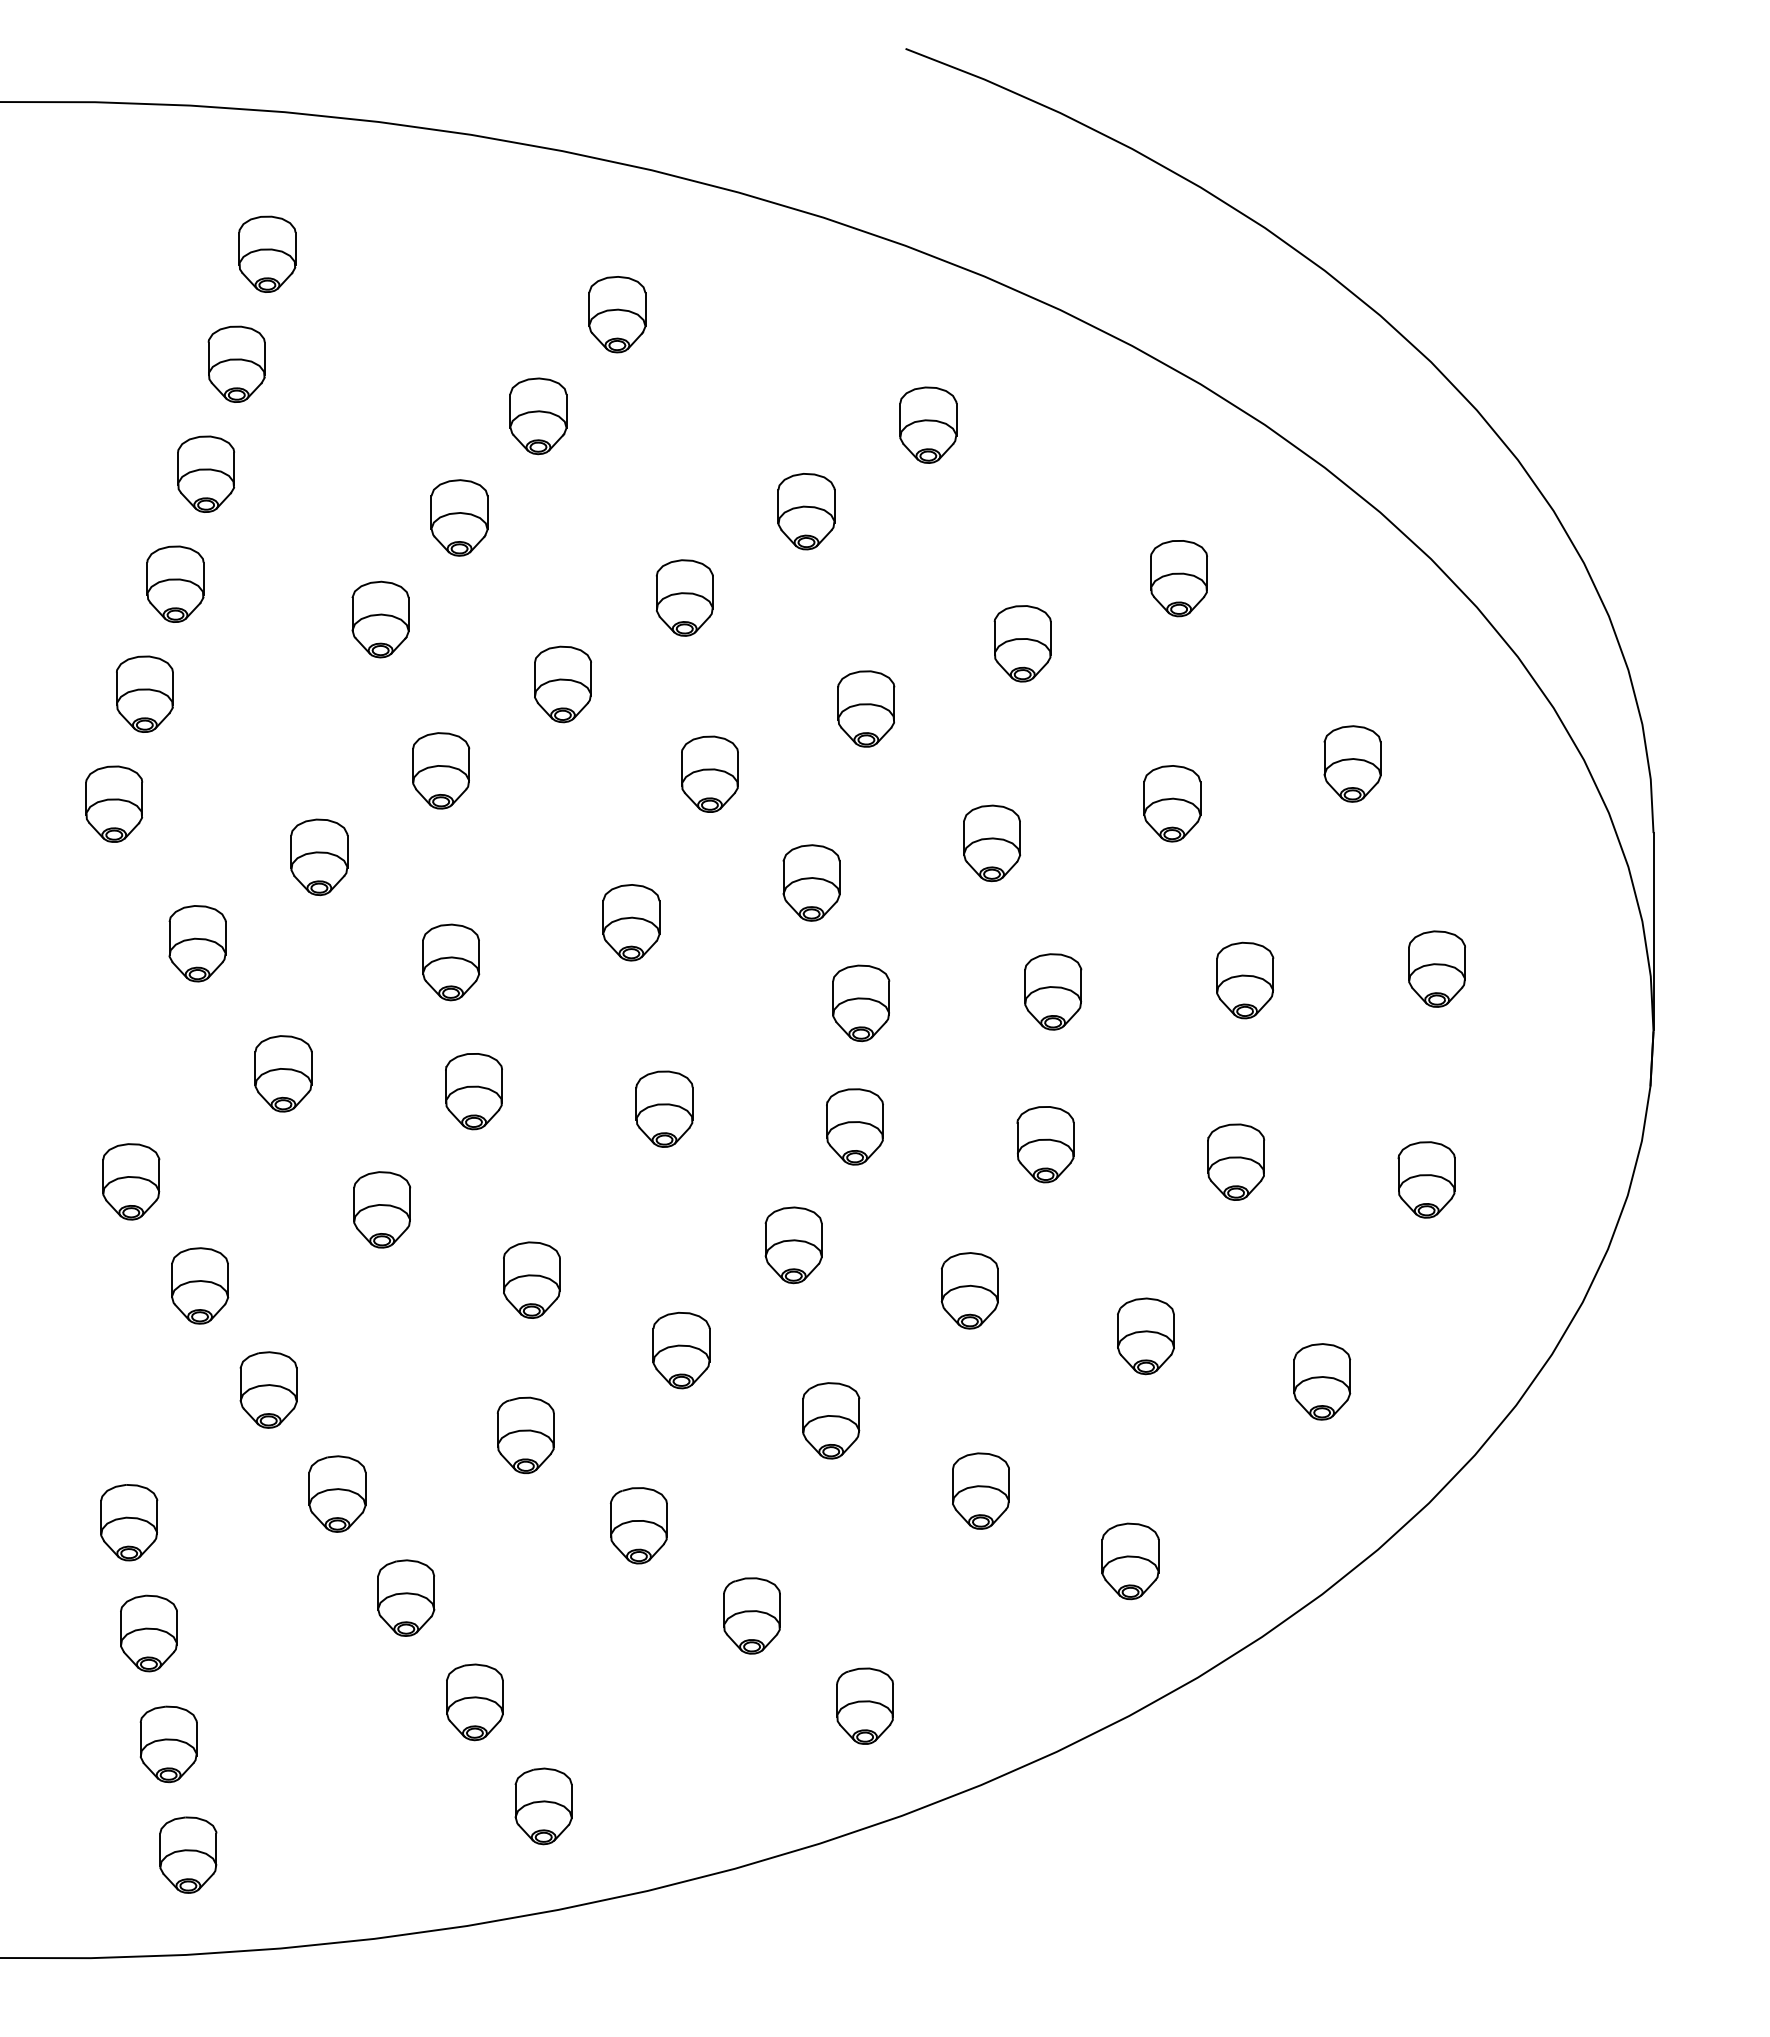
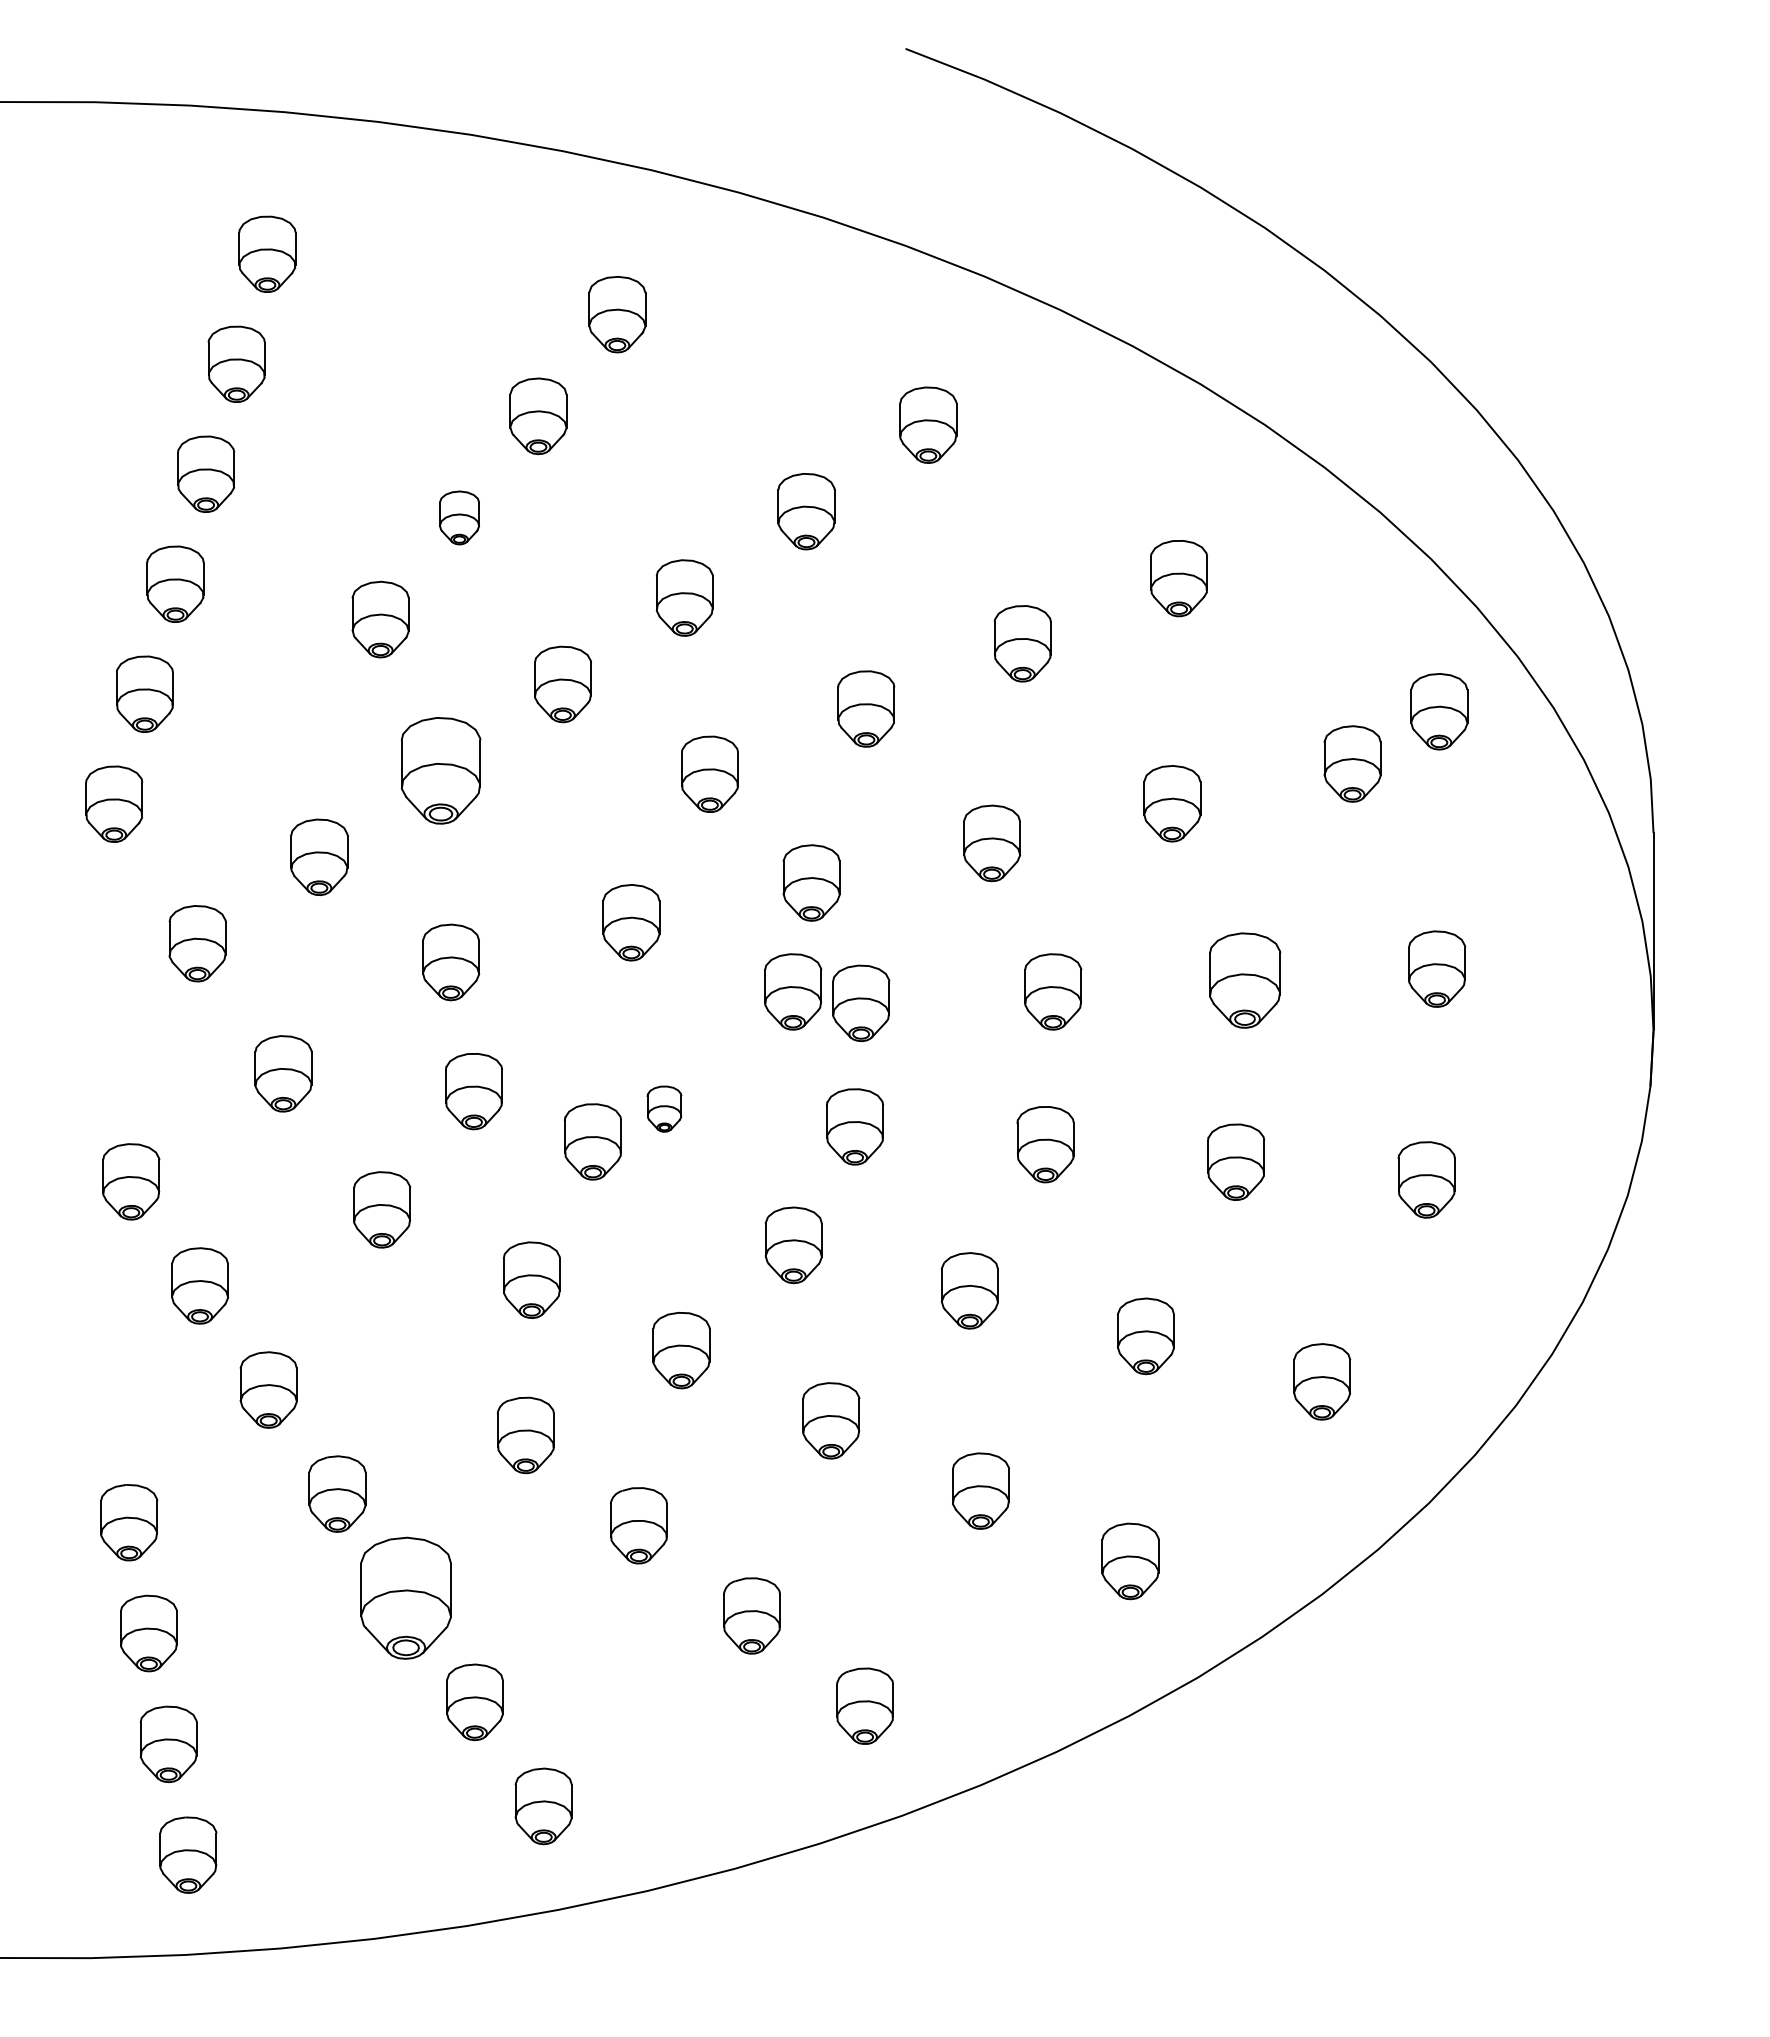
part size: 59x78 px -> 41x56 px (459, 517)
part: none -> present (1439, 711)
part size: 59x78 px -> 82x108 px (440, 770)
part size: 59x79 px -> 73x97 px (1245, 980)
part: none -> present (793, 991)
part size: 59x78 px -> 37x48 px (664, 1108)
part: none -> present (592, 1141)
part size: 59x78 px -> 92x124 px (405, 1597)
